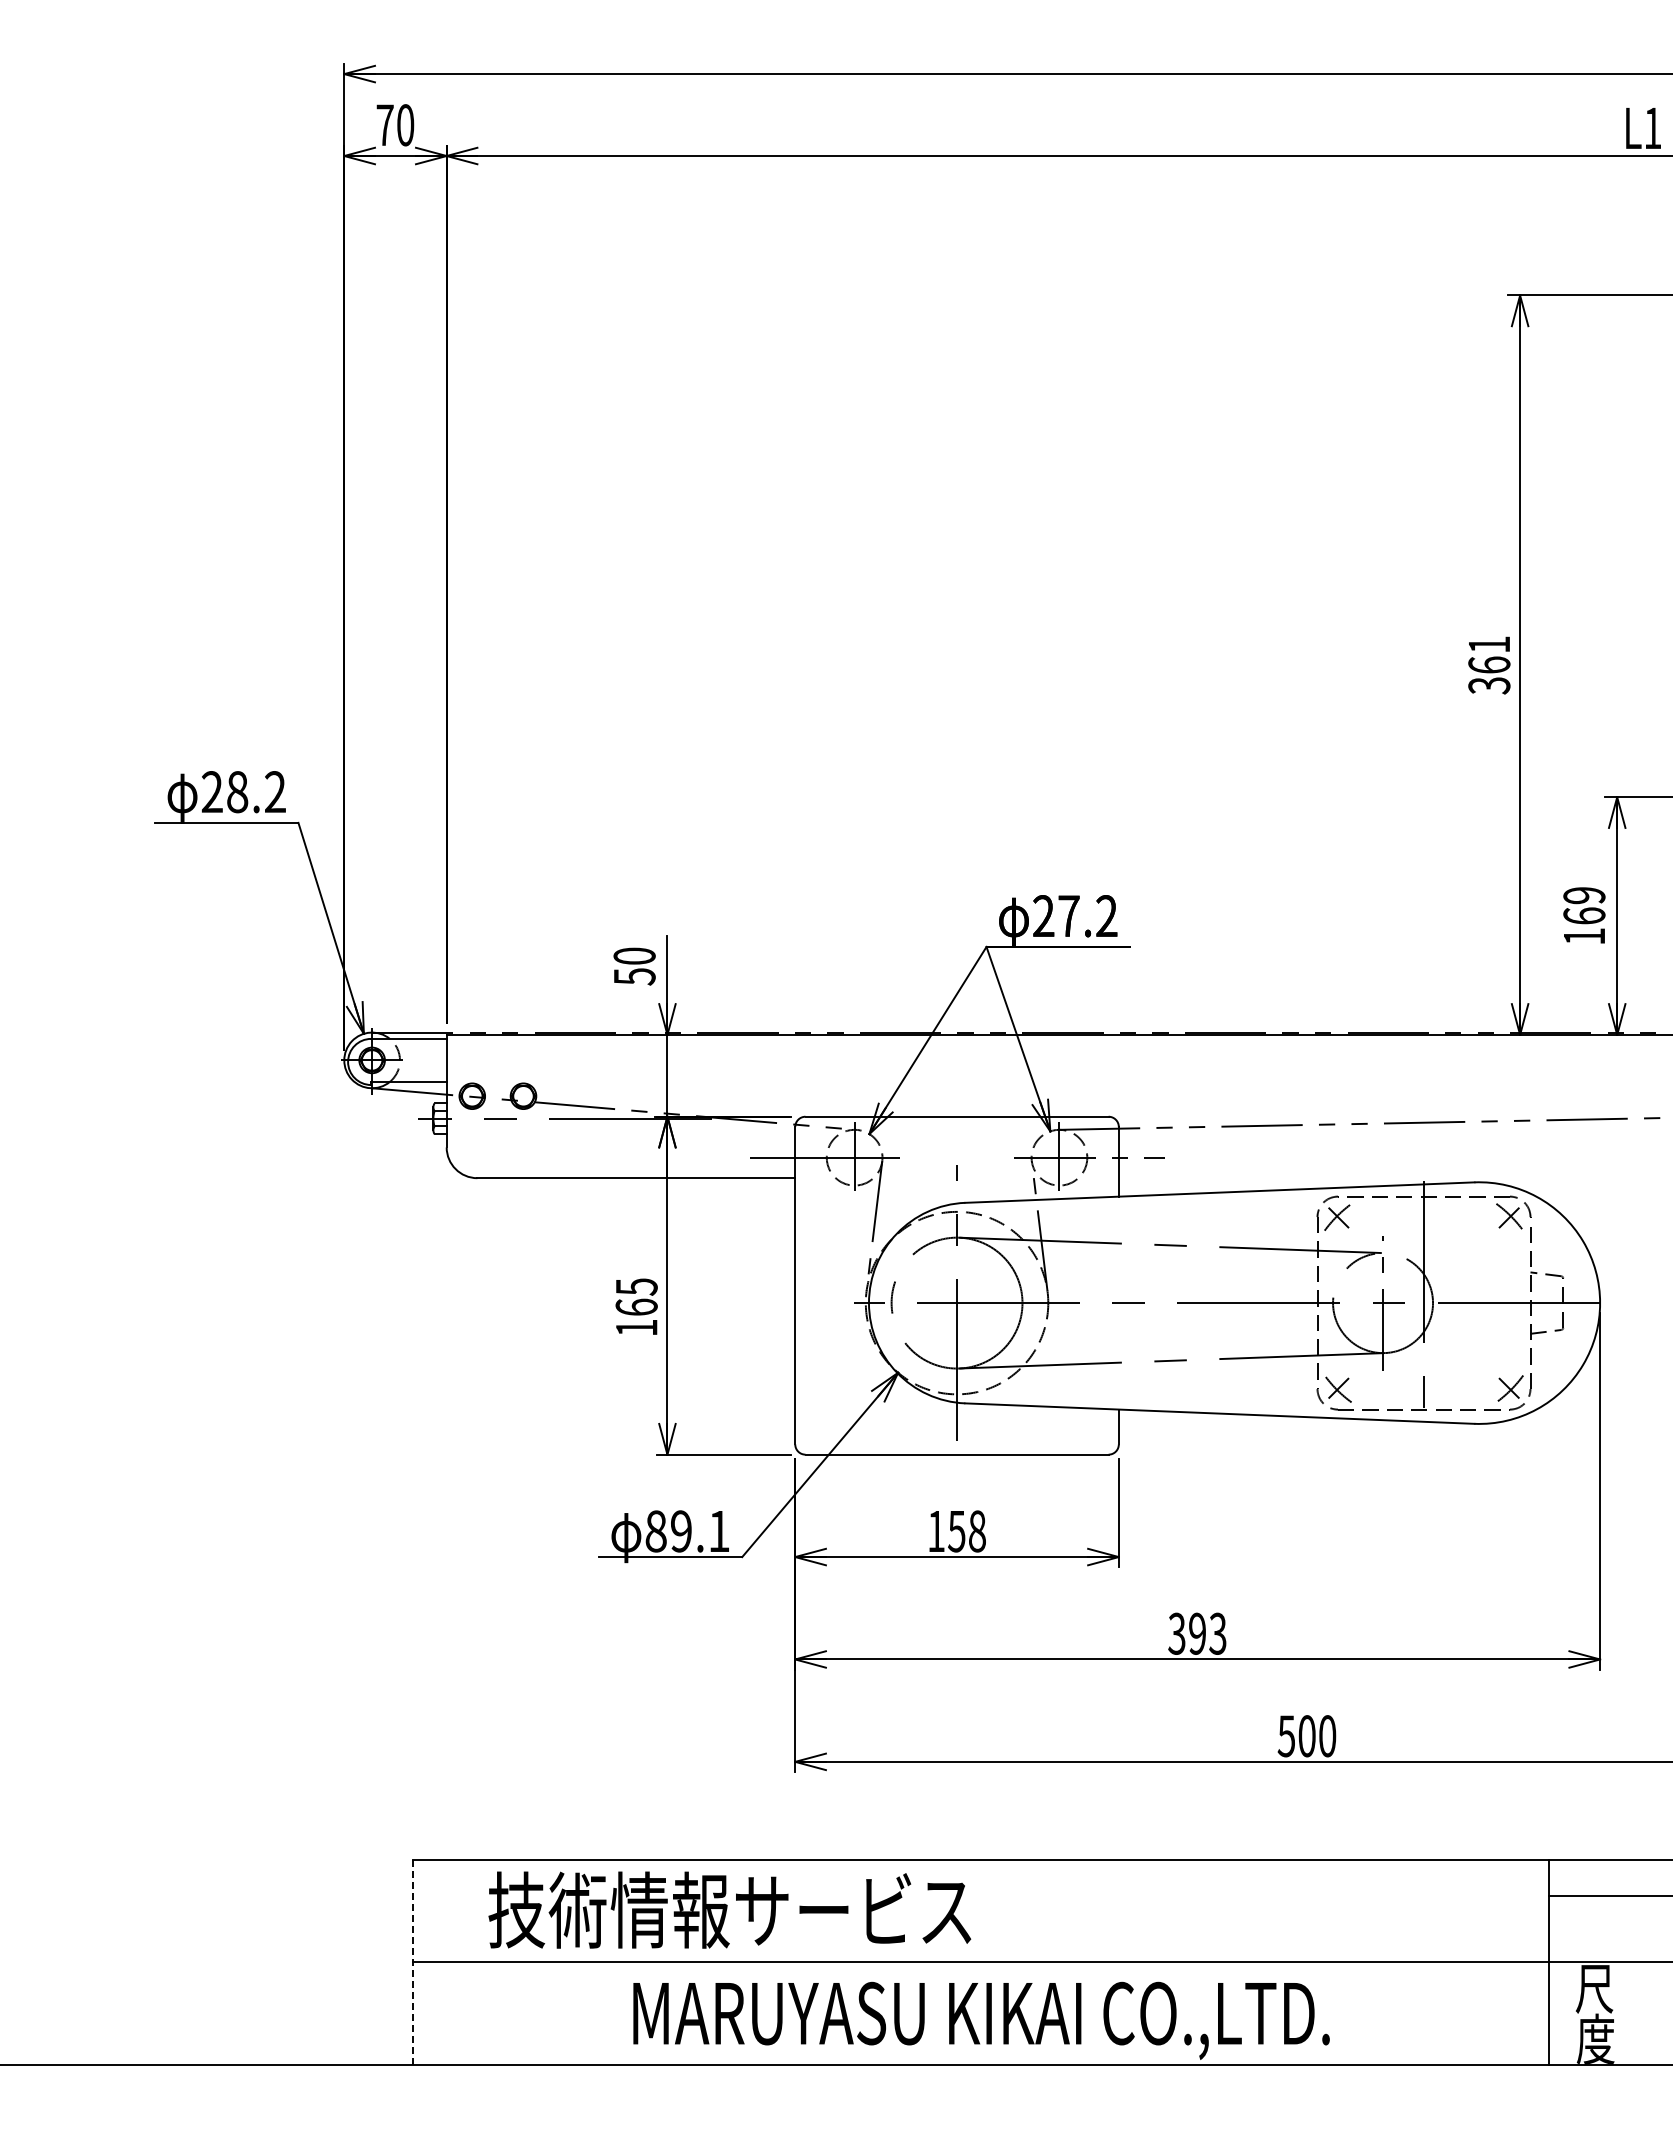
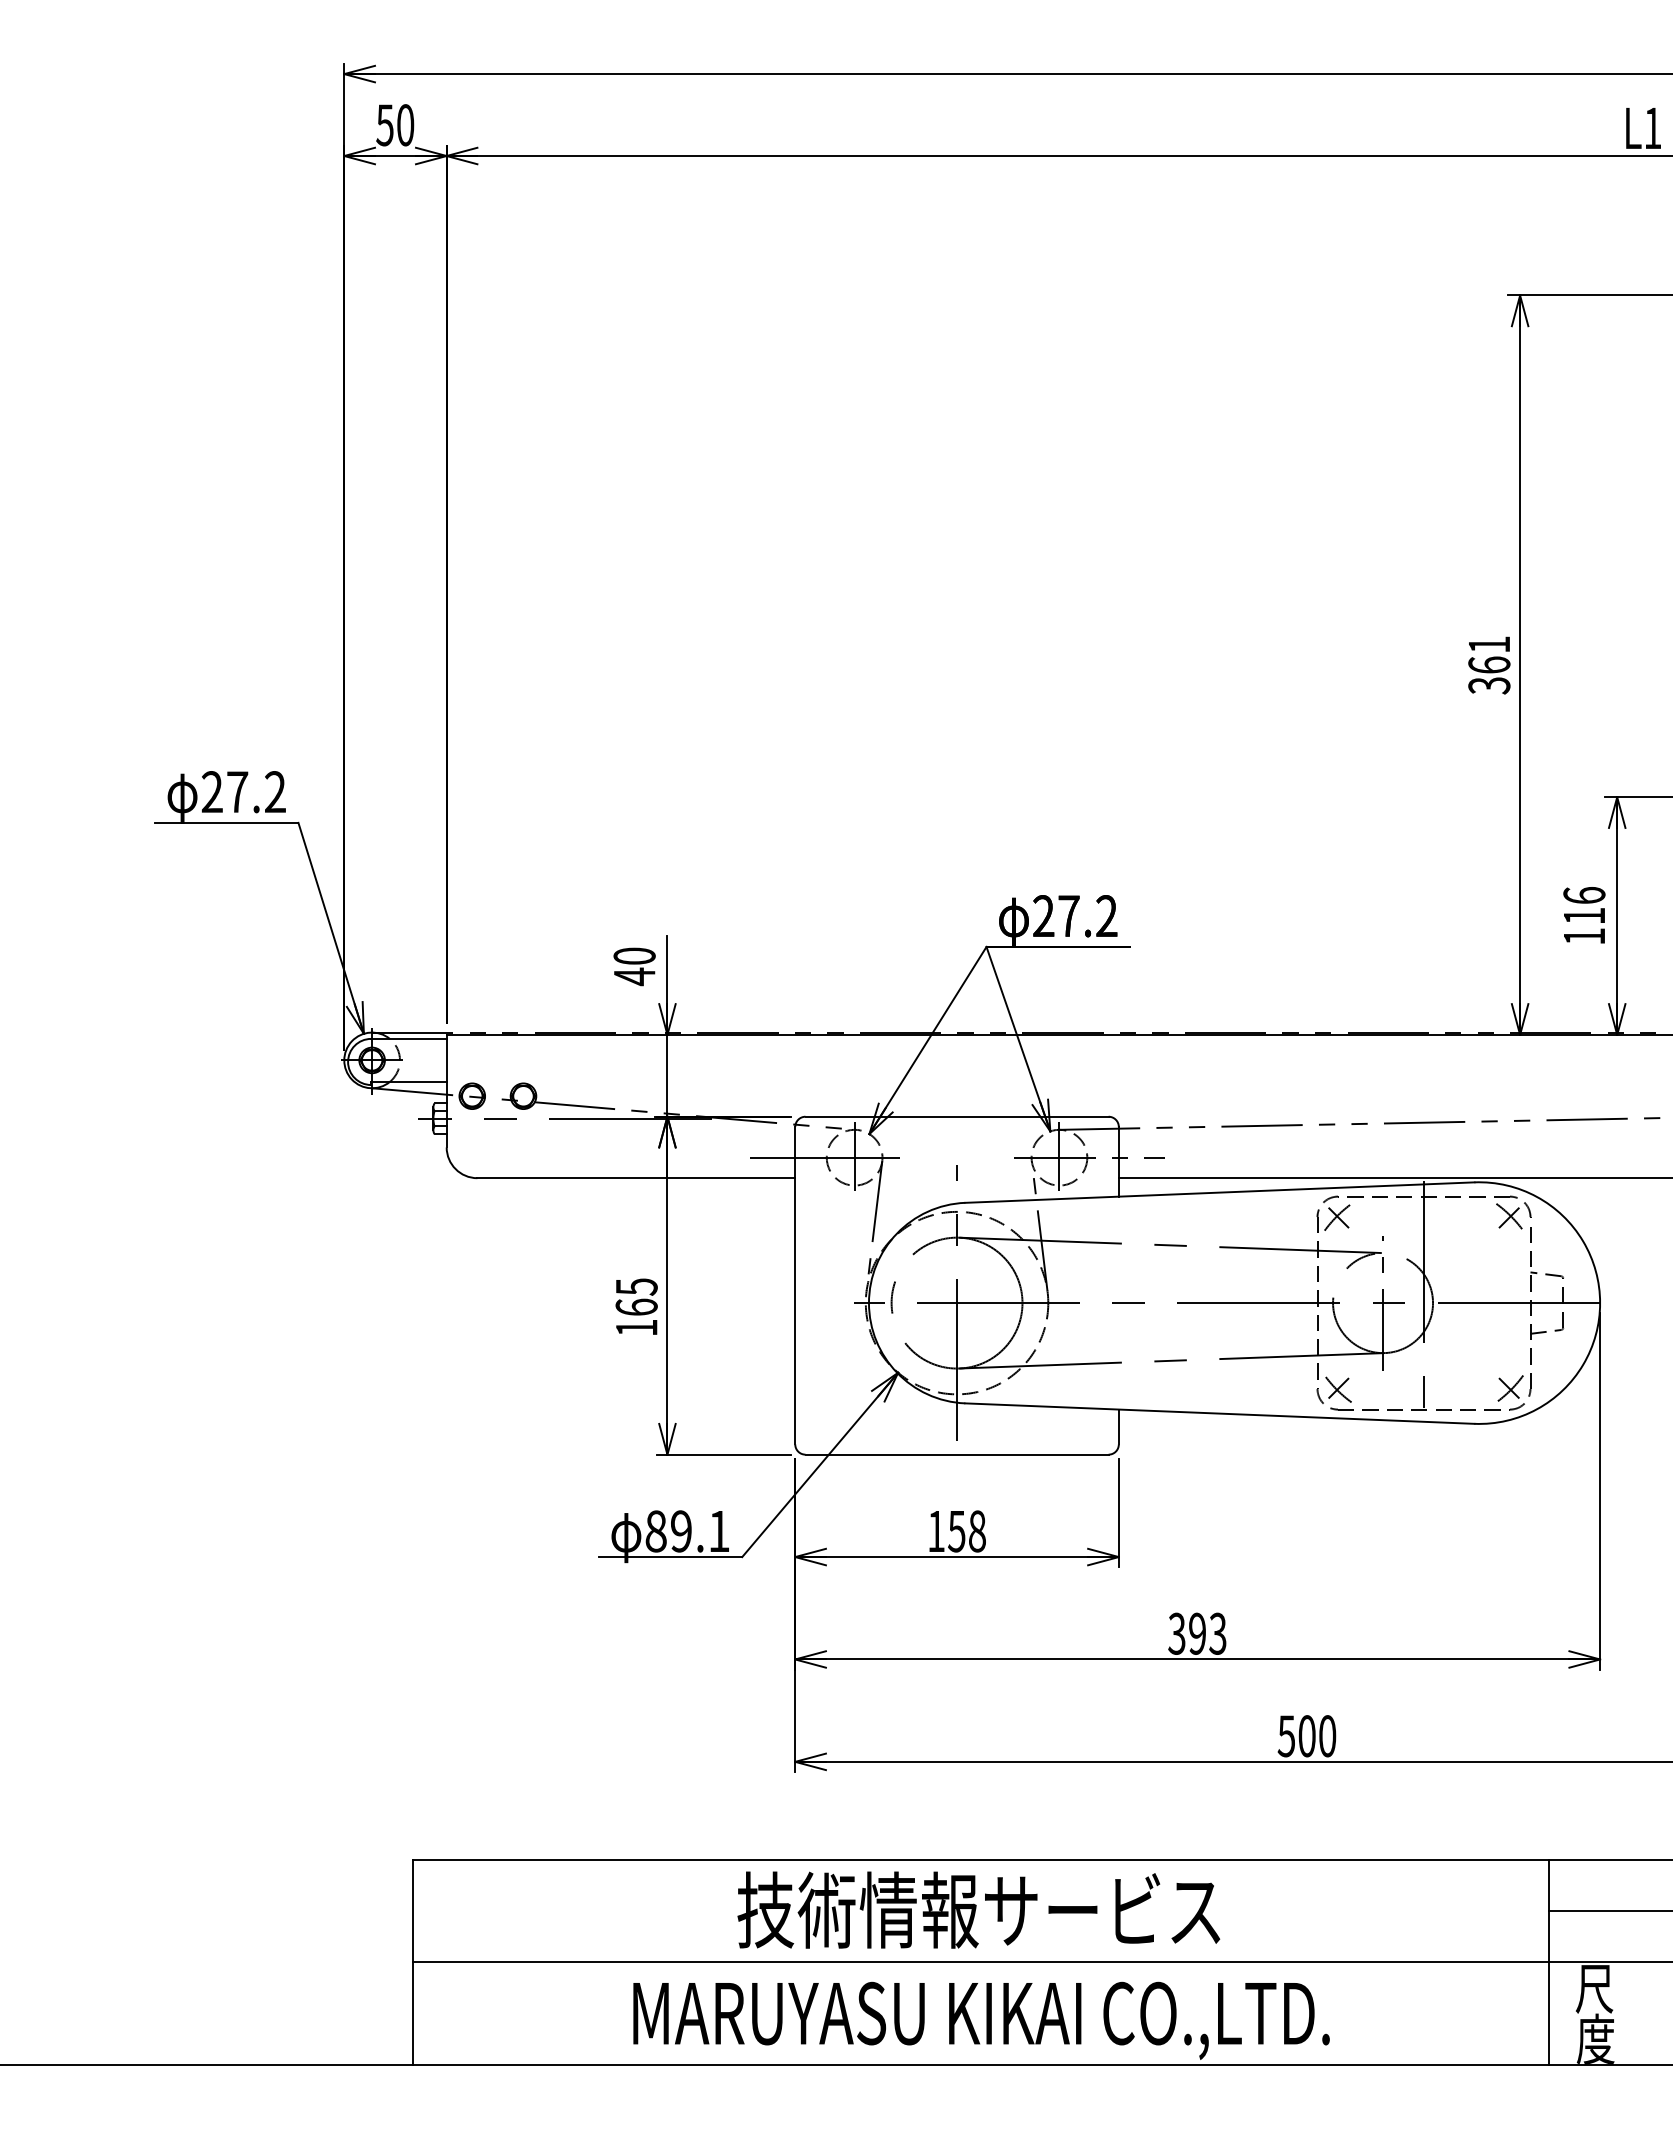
text: 70 -> 50 (384, 125)
text: 28.2 -> 27.2 (237, 792)
text: 169 -> 116 (1584, 905)
text: 50 -> 40 (634, 976)
line: none -> present (1393, 1178)
line position: (1609, 1896) -> (1609, 1911) (1609, 1911)
text position: (729, 1909) -> (978, 1909) (978, 1909)
line: dashed -> solid (412, 1962)
